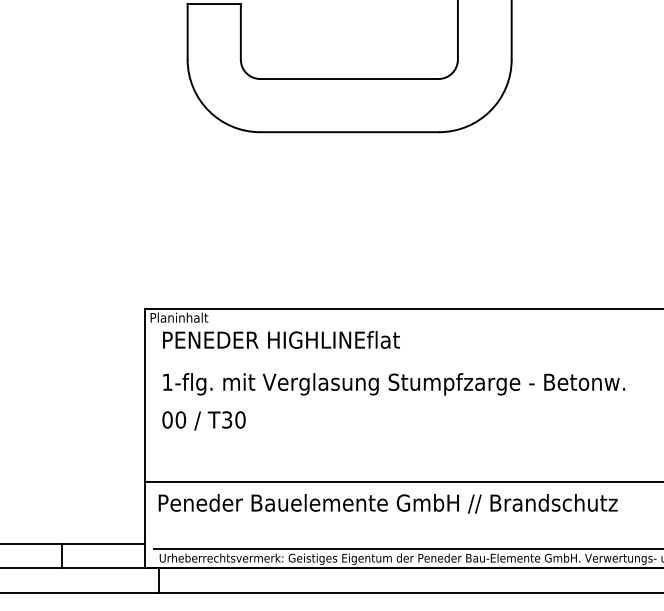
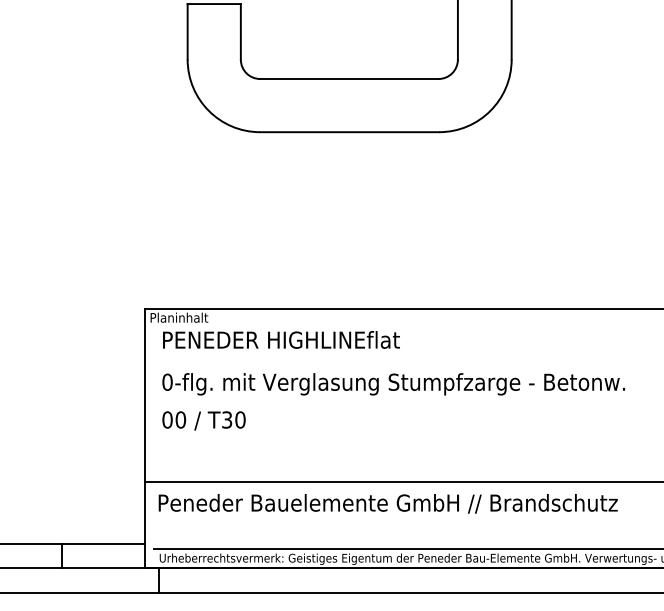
text: 1-flg. -> 0-flg. (167, 381)
